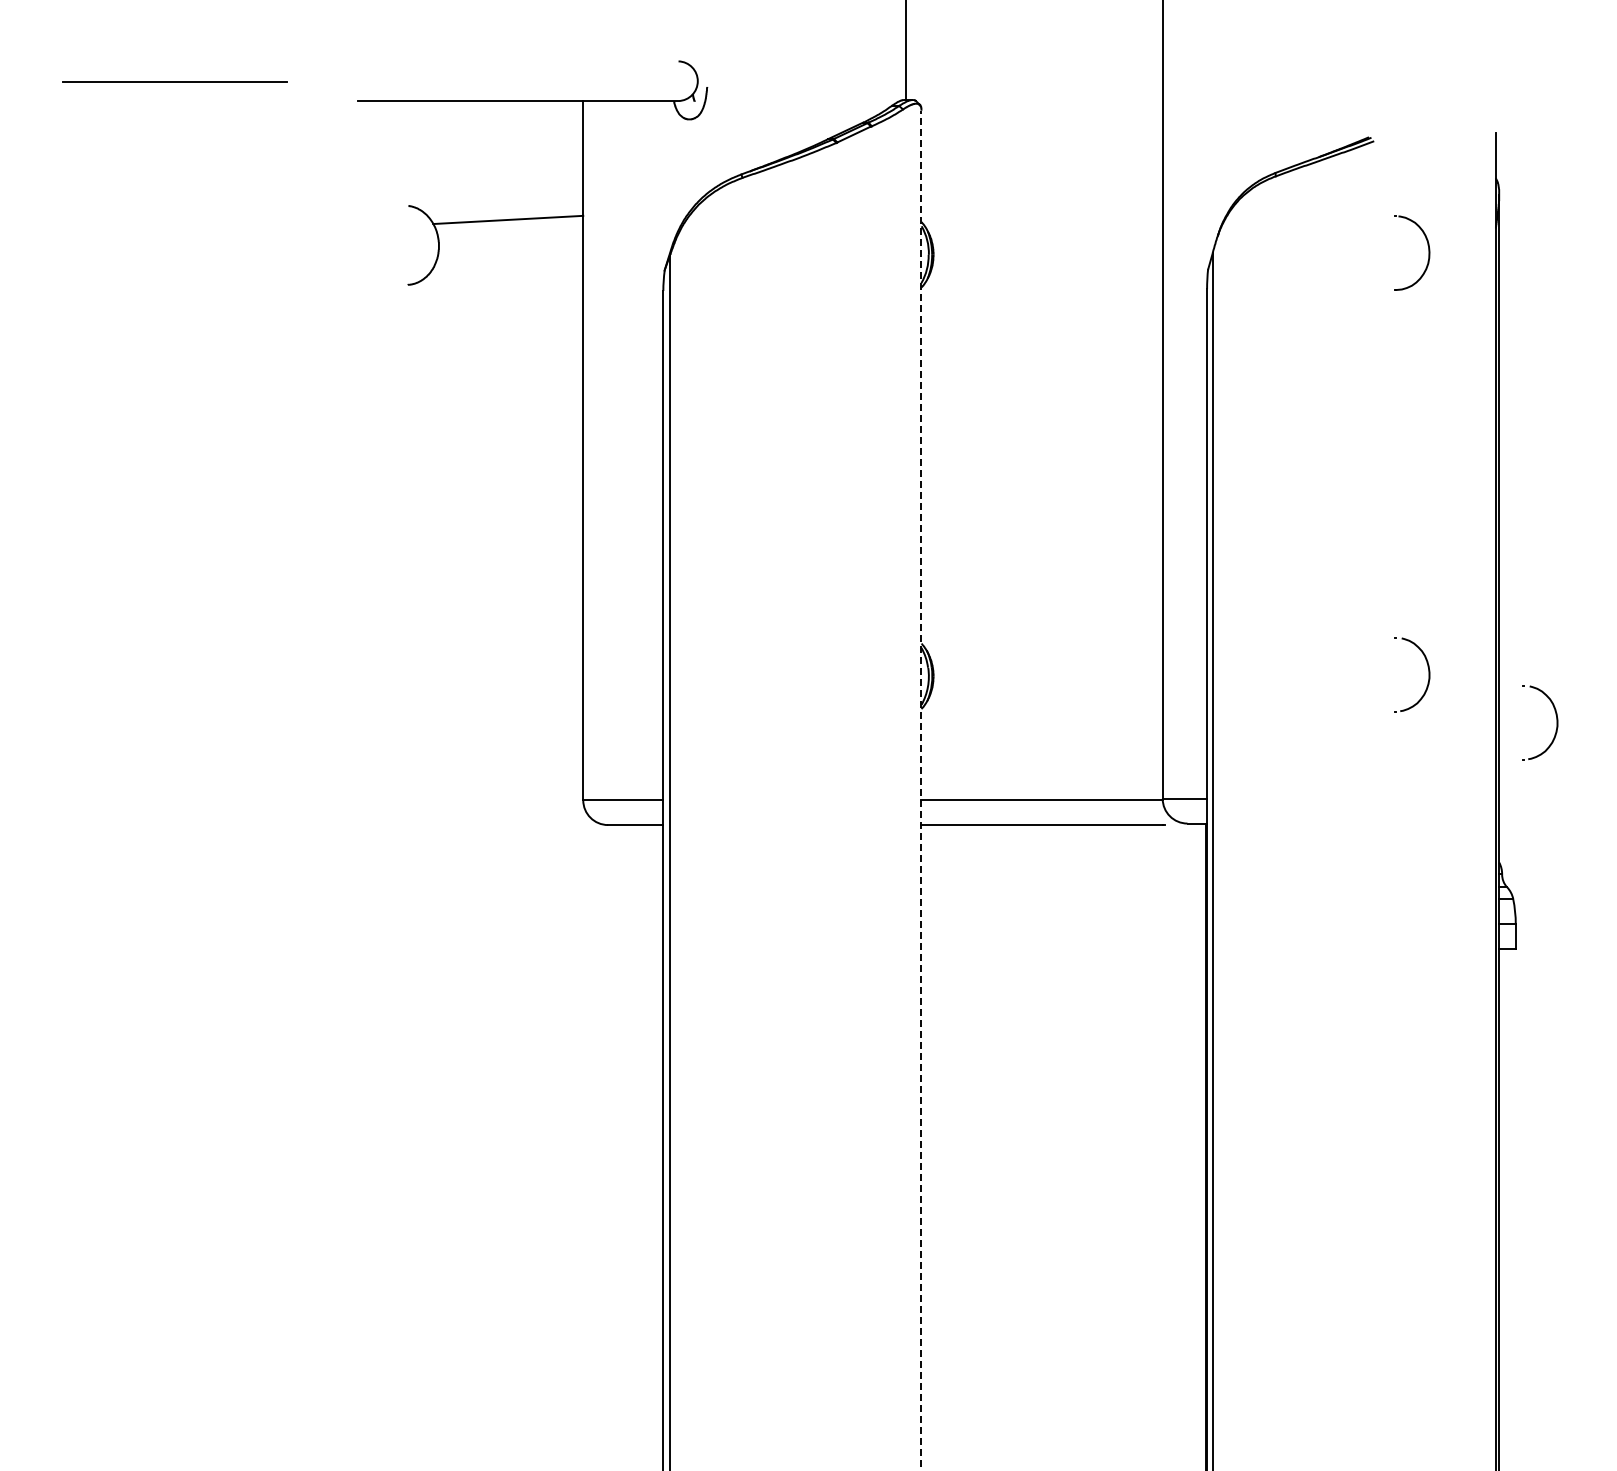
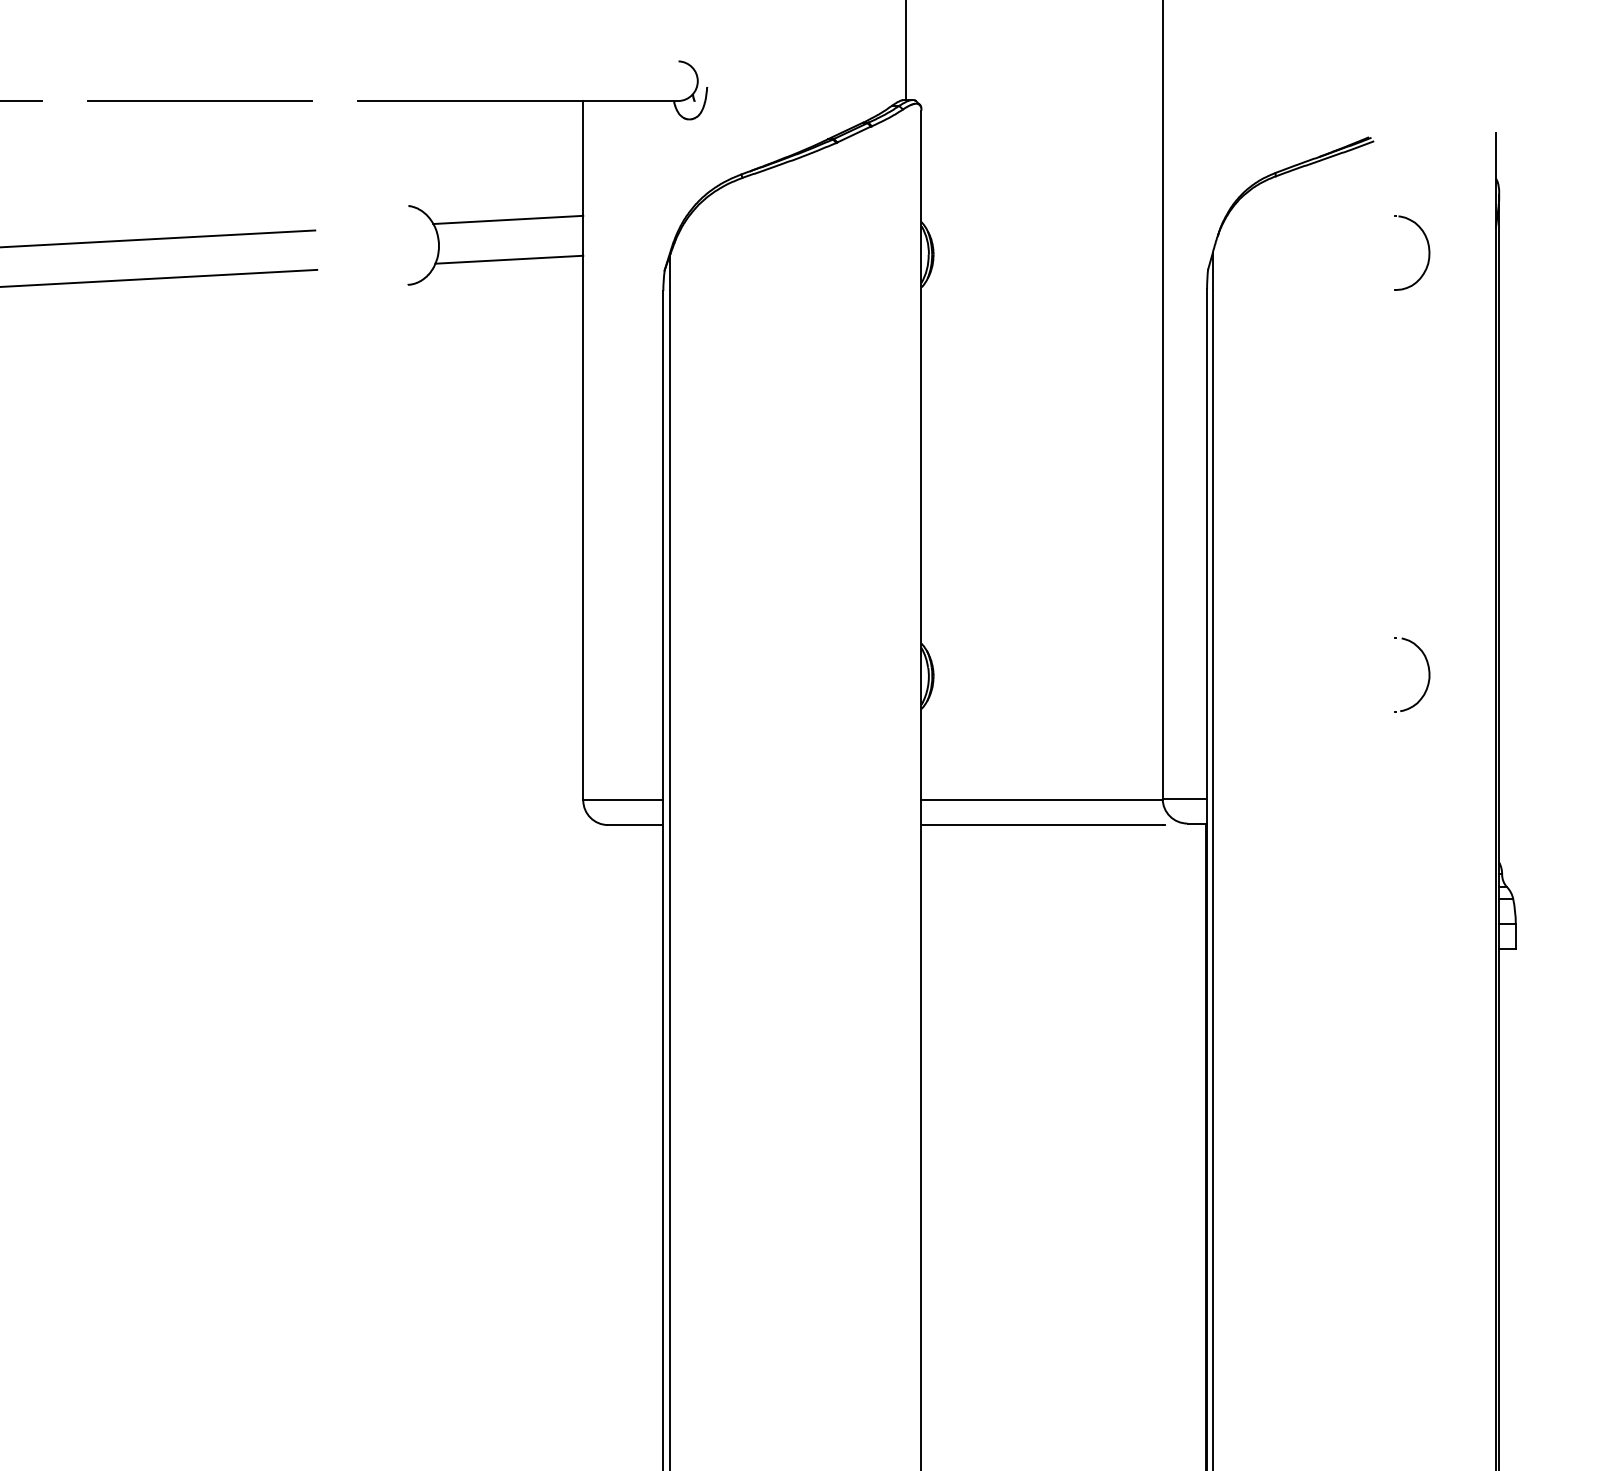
line position: (174, 81) -> (199, 100) (199, 100)
line: none -> present (22, 101)
line: none -> present (158, 238)
line: none -> present (509, 259)
line: none -> present (159, 277)
part: present -> none (1556, 722)
line: dashed -> solid (921, 790)
